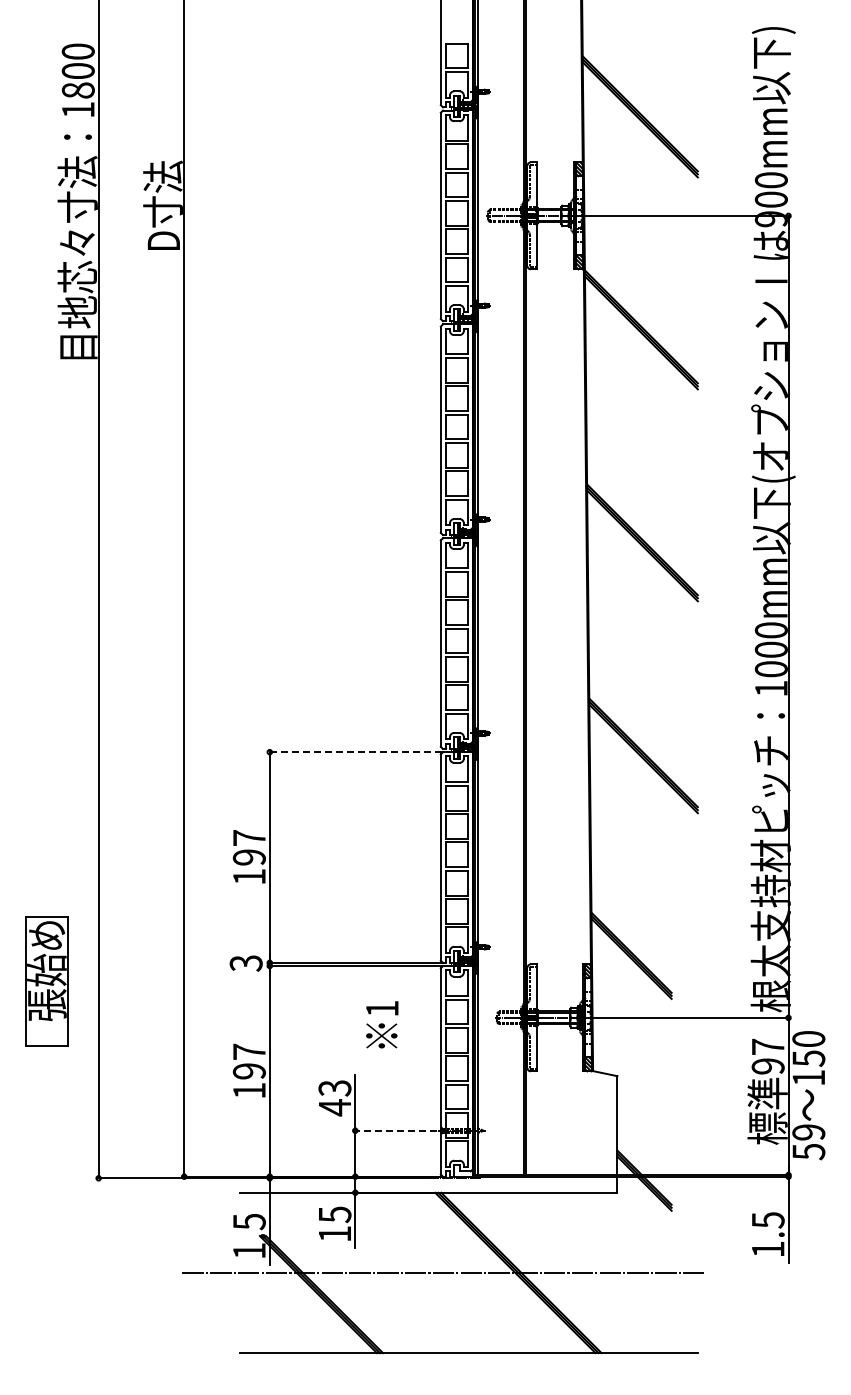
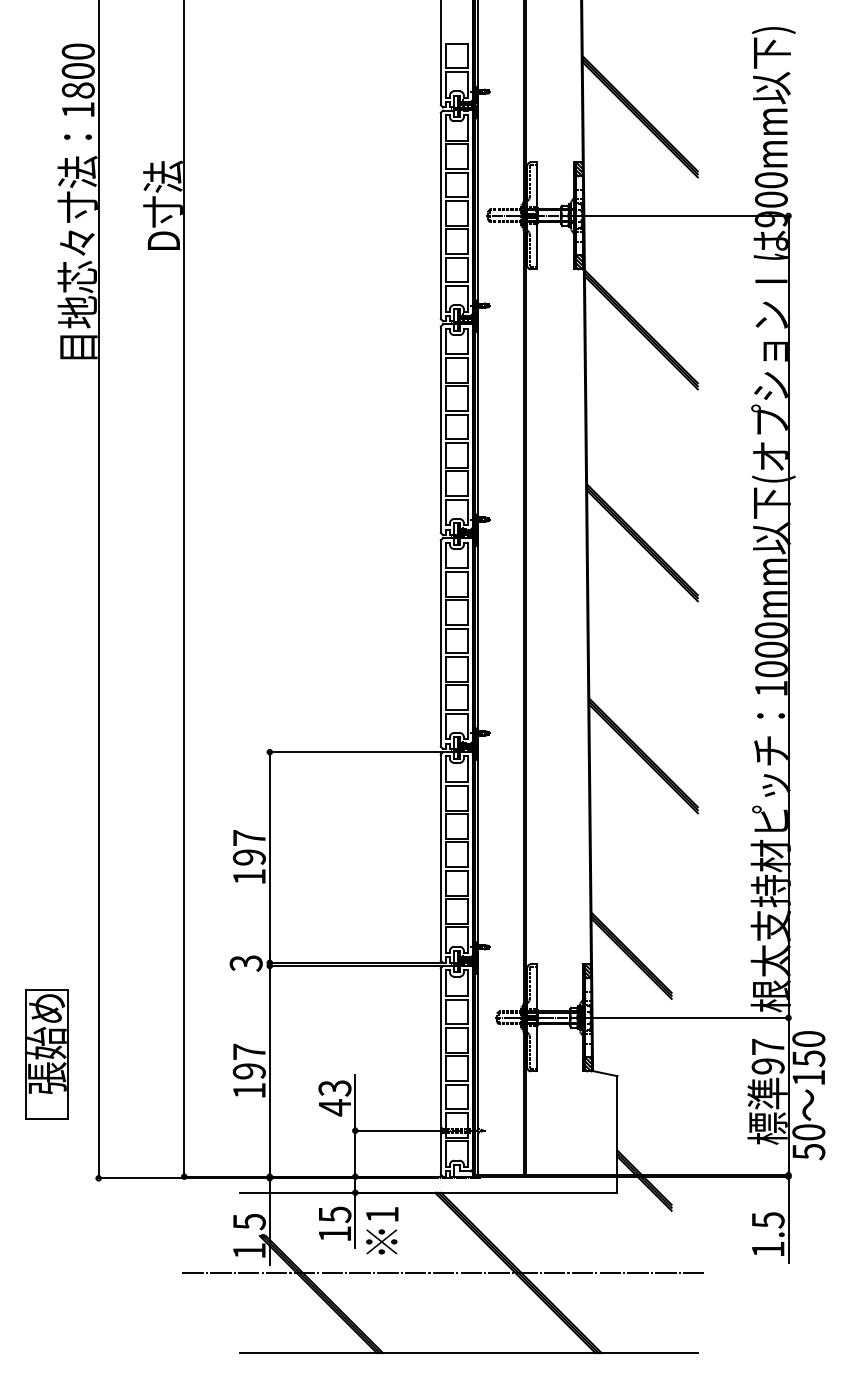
line: dashed -> solid (355, 752)
part position: (46, 981) -> (46, 1054) (46, 1054)
text position: (382, 1024) -> (382, 1230) (382, 1230)
line: dashed -> solid (395, 1130)
text: 59 -> 50 (808, 1132)
